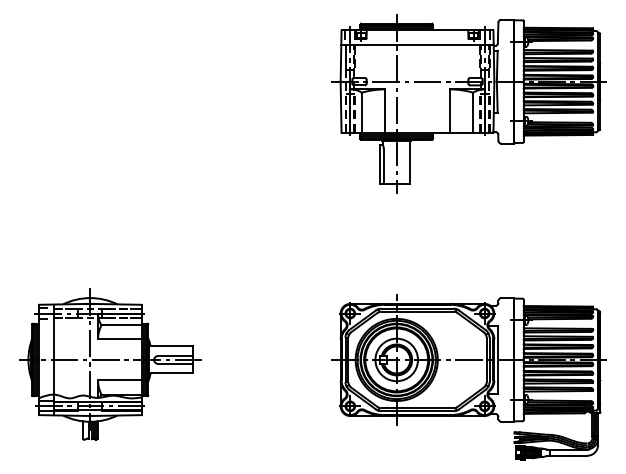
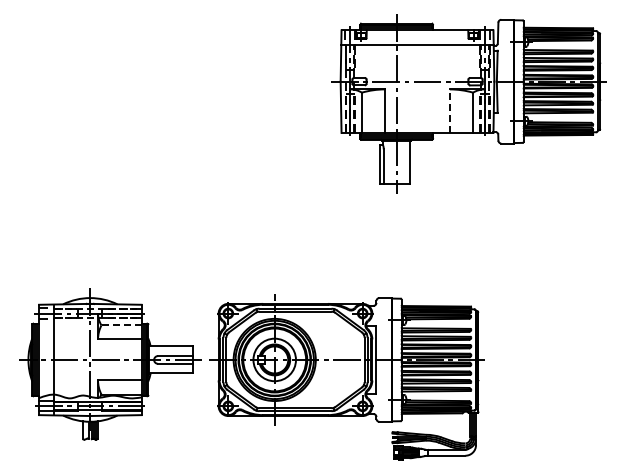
line: solid -> dashed (449, 111)
line: solid -> dashed (121, 325)
part position: (468, 377) -> (346, 377) (346, 377)
